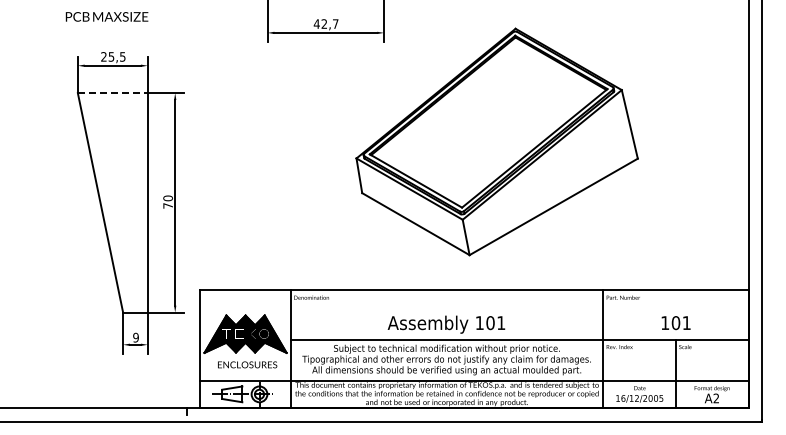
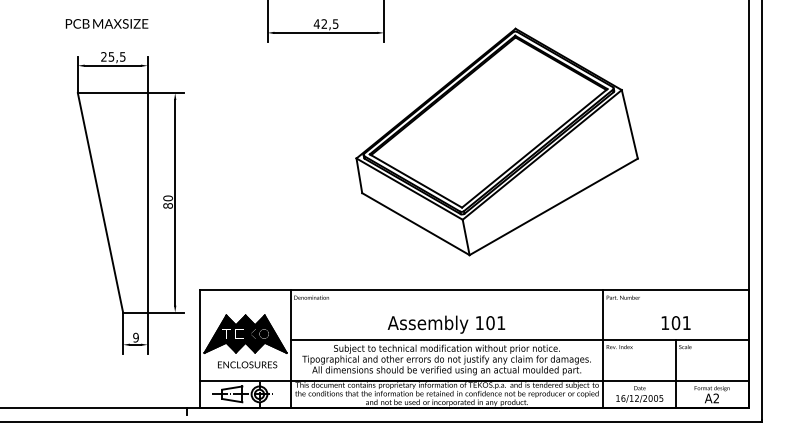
text position: (106, 16) -> (106, 23) (106, 23)
text: 42,7 -> 42,5 (335, 23)
line: dashed -> solid (112, 93)
text: 70 -> 80 (167, 205)
